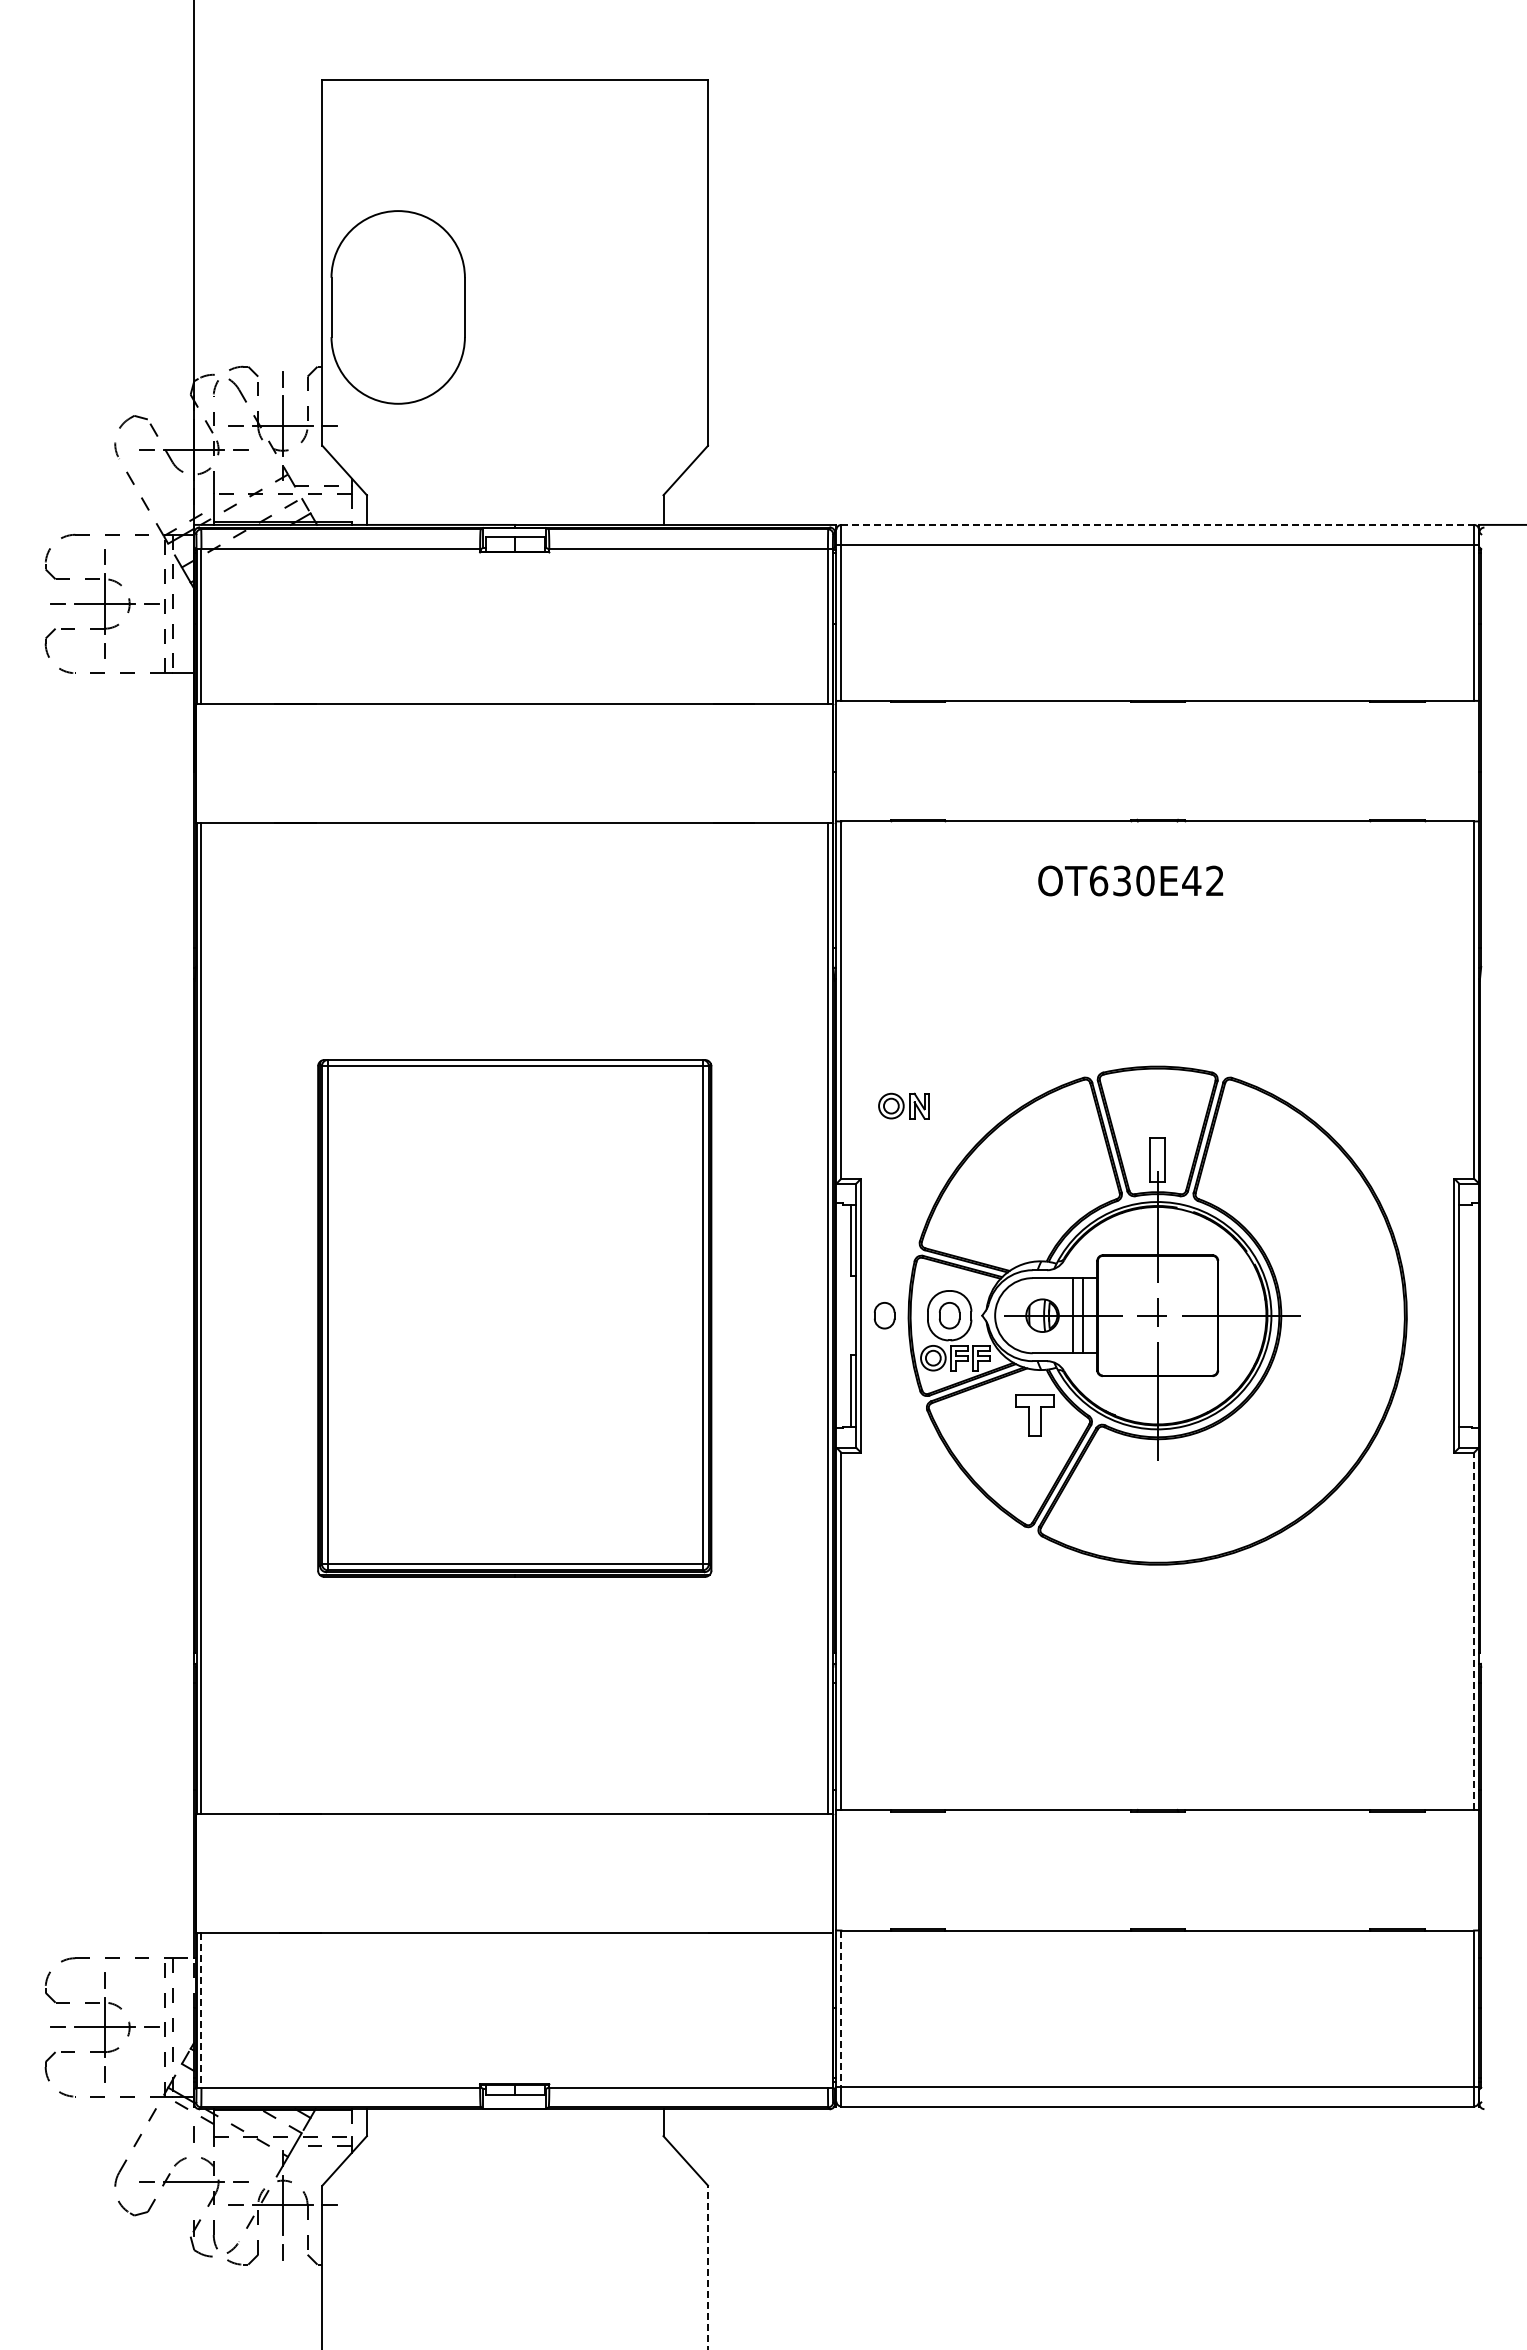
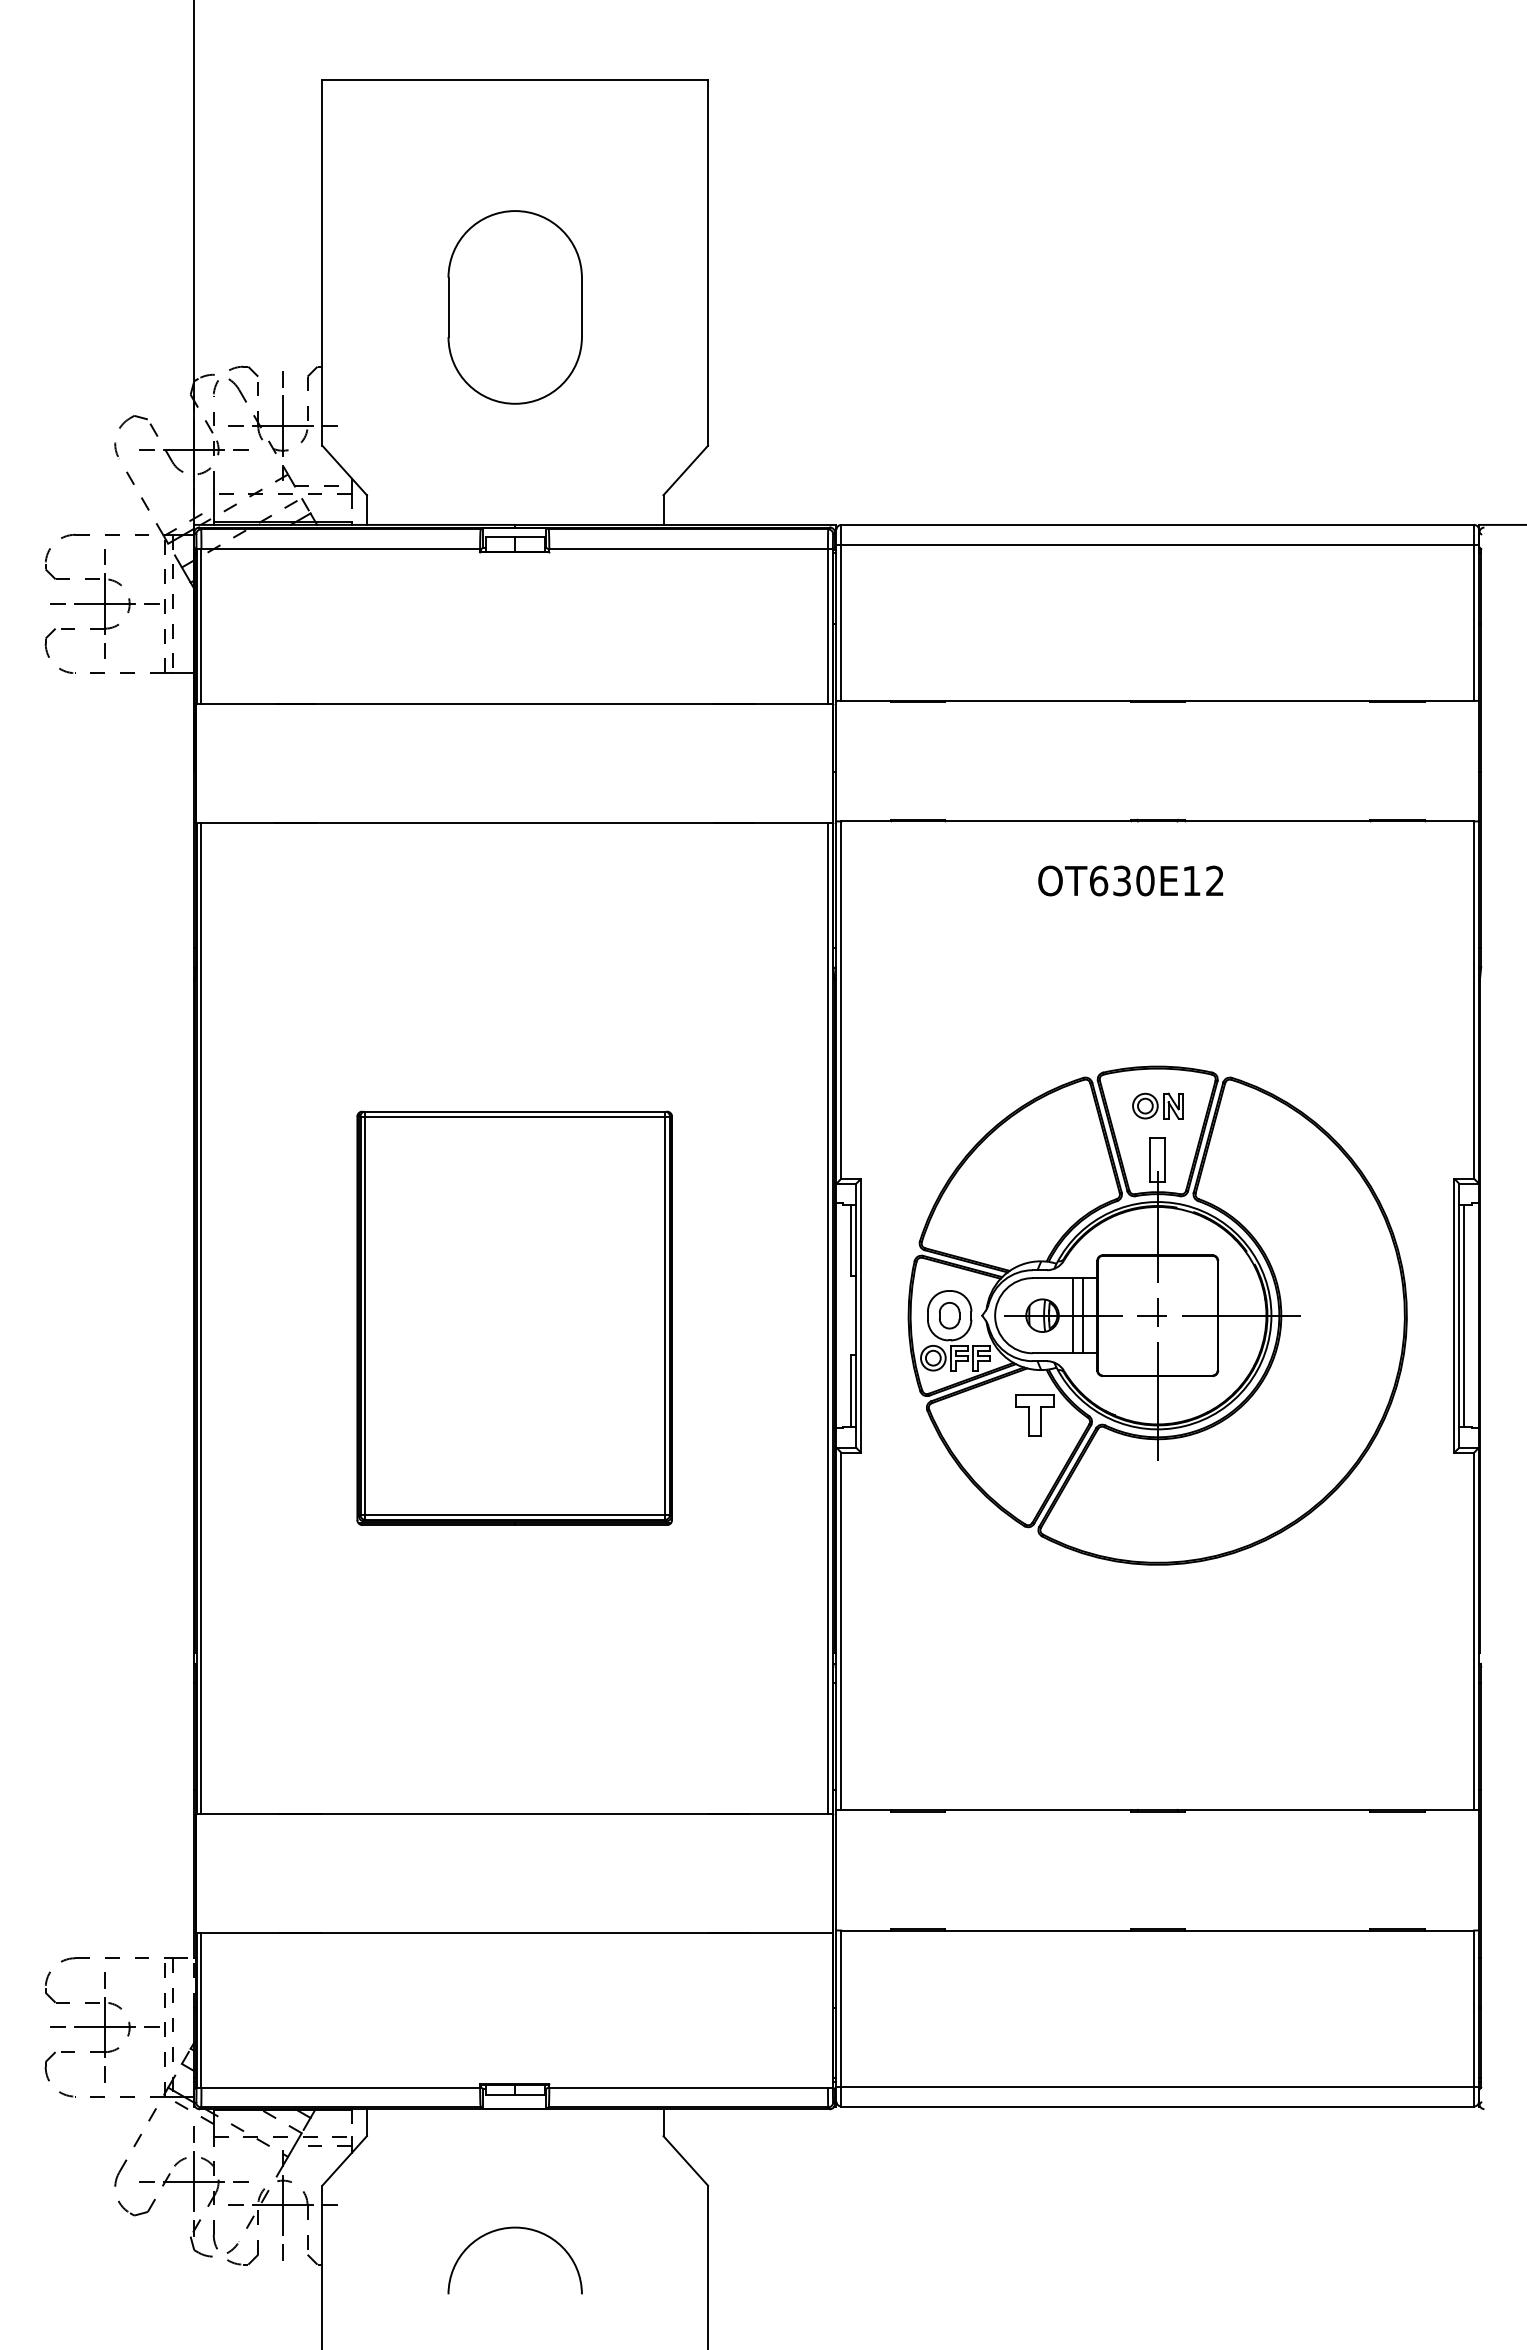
part position: (397, 307) -> (514, 307) (514, 307)
line: dashed -> solid (1158, 524)
text: OT630E42 -> OT630E12 (1191, 880)
part position: (903, 1105) -> (1157, 1105) (1157, 1105)
part: present -> none (884, 1315)
line: none -> present (1464, 1315)
part size: 396x519 px -> 317x416 px (514, 1317)
line: dashed -> solid (1474, 1631)
line: dashed -> solid (841, 2009)
line: dashed -> solid (201, 2010)
line: none -> present (193, 2181)
arc: none -> present (514, 2228)
line: dashed -> solid (707, 2267)
